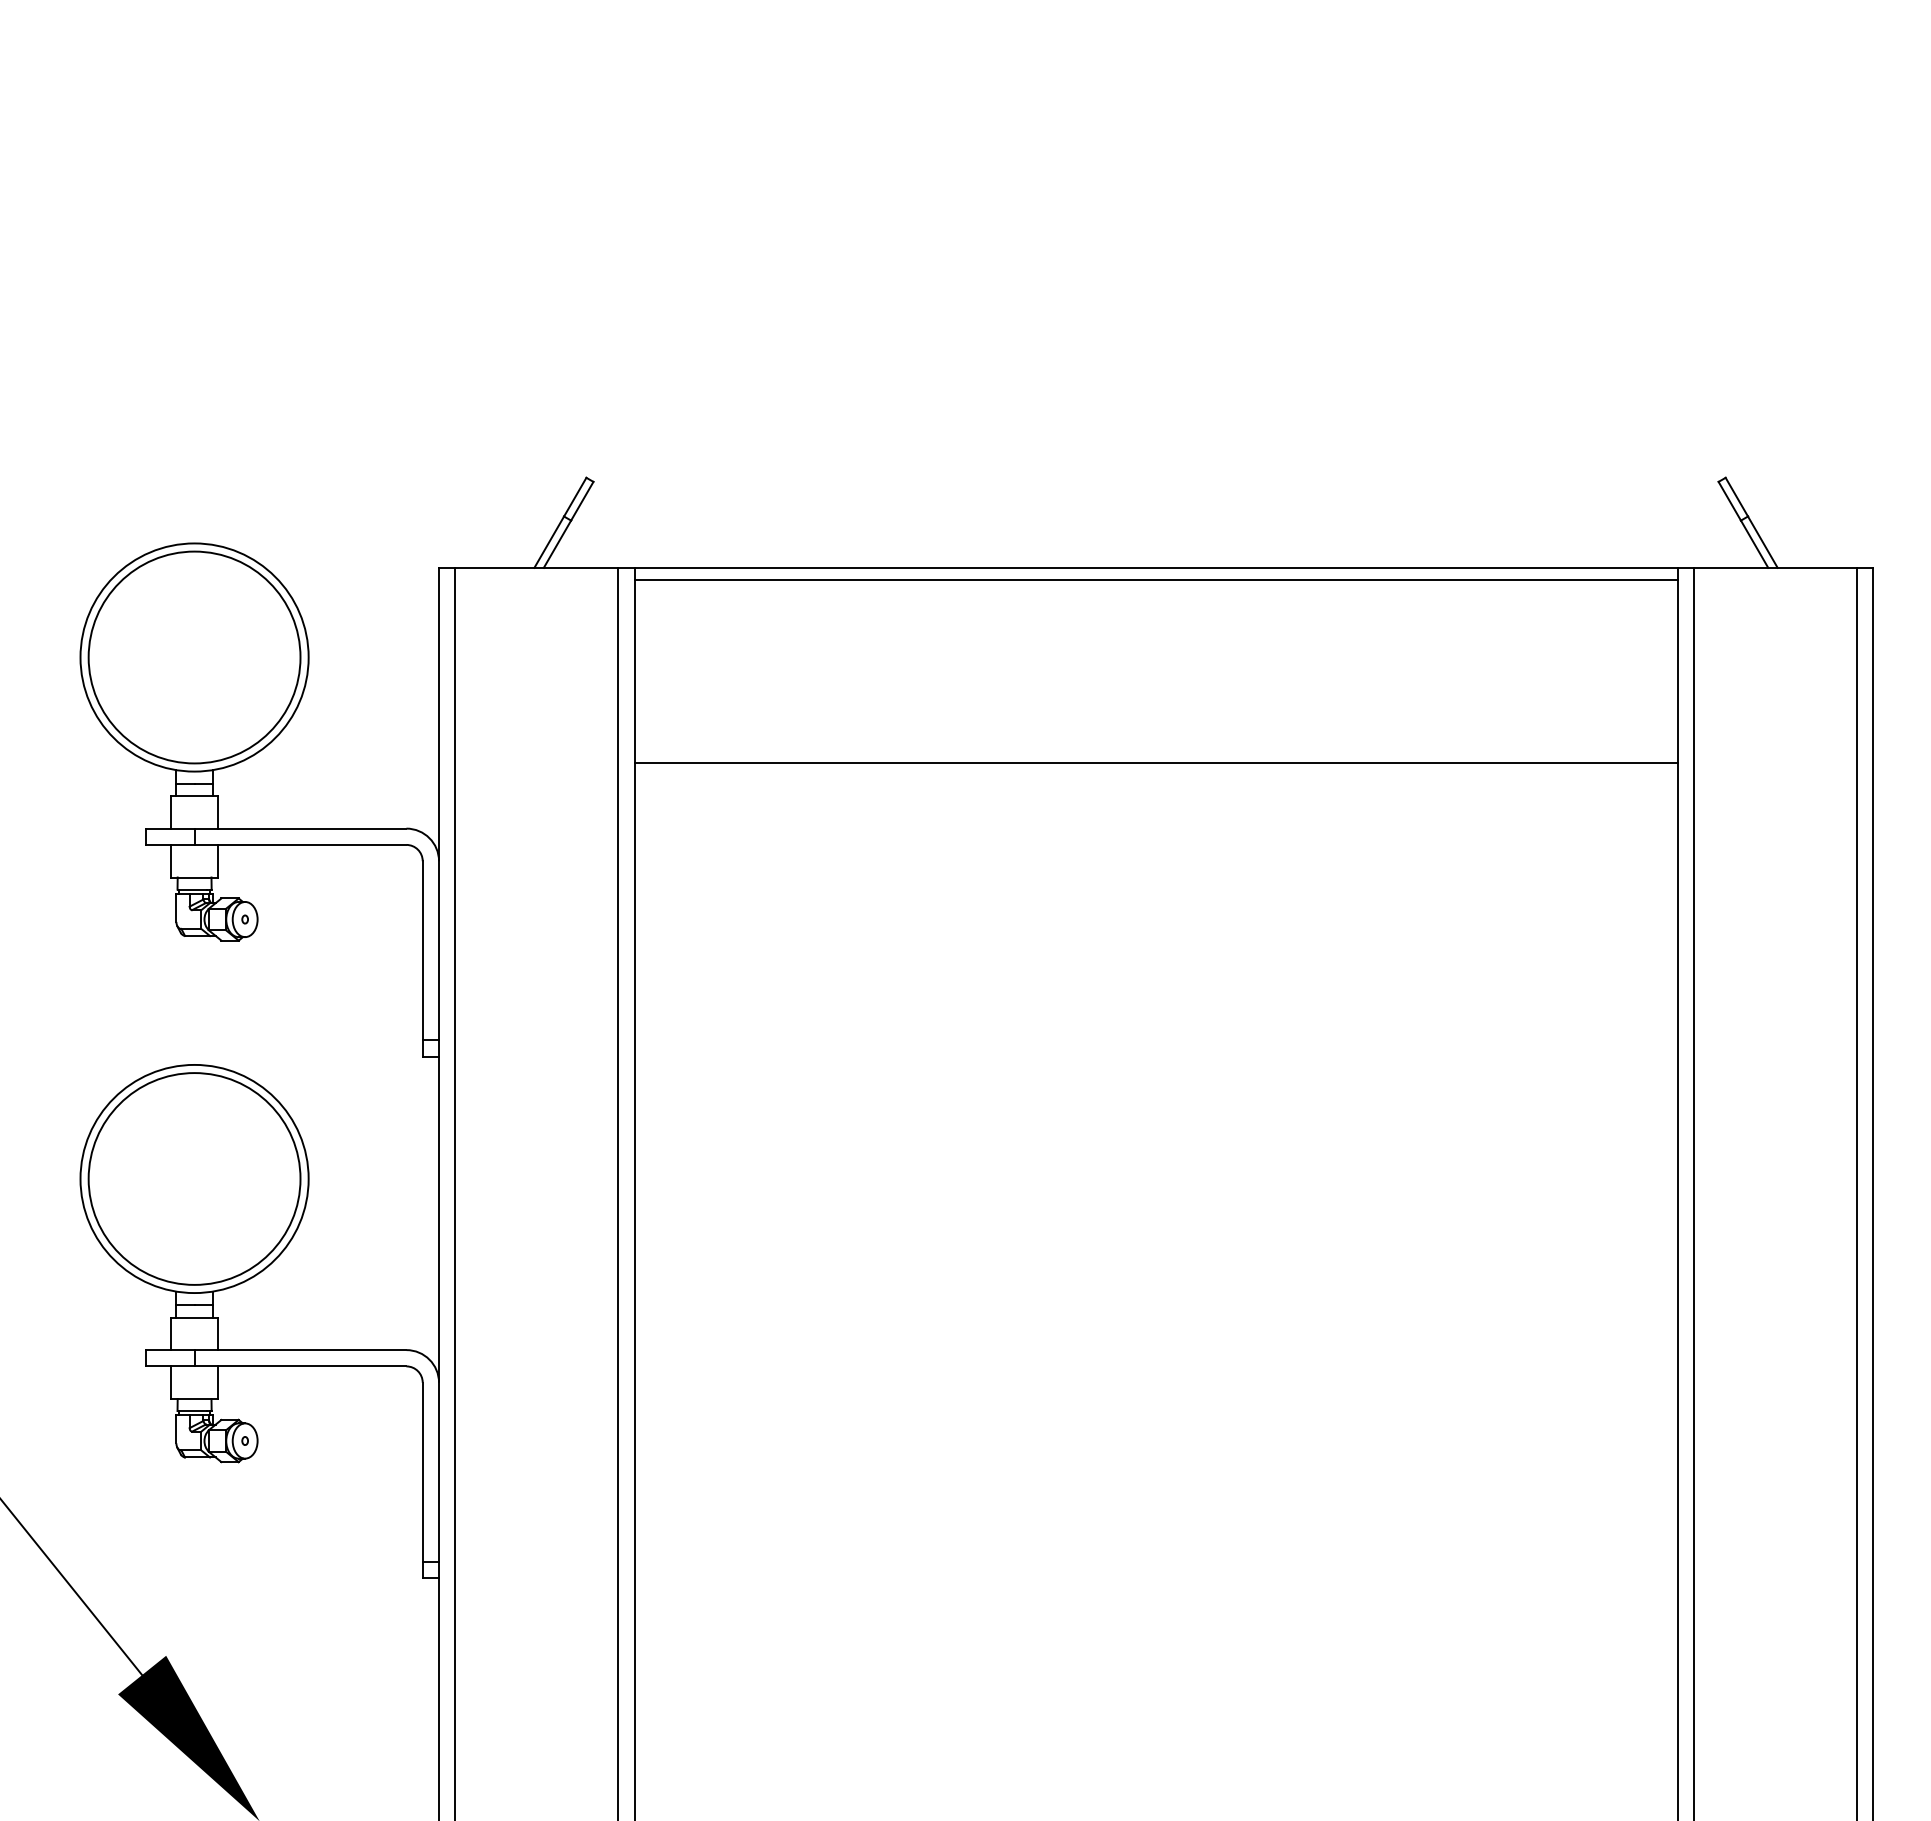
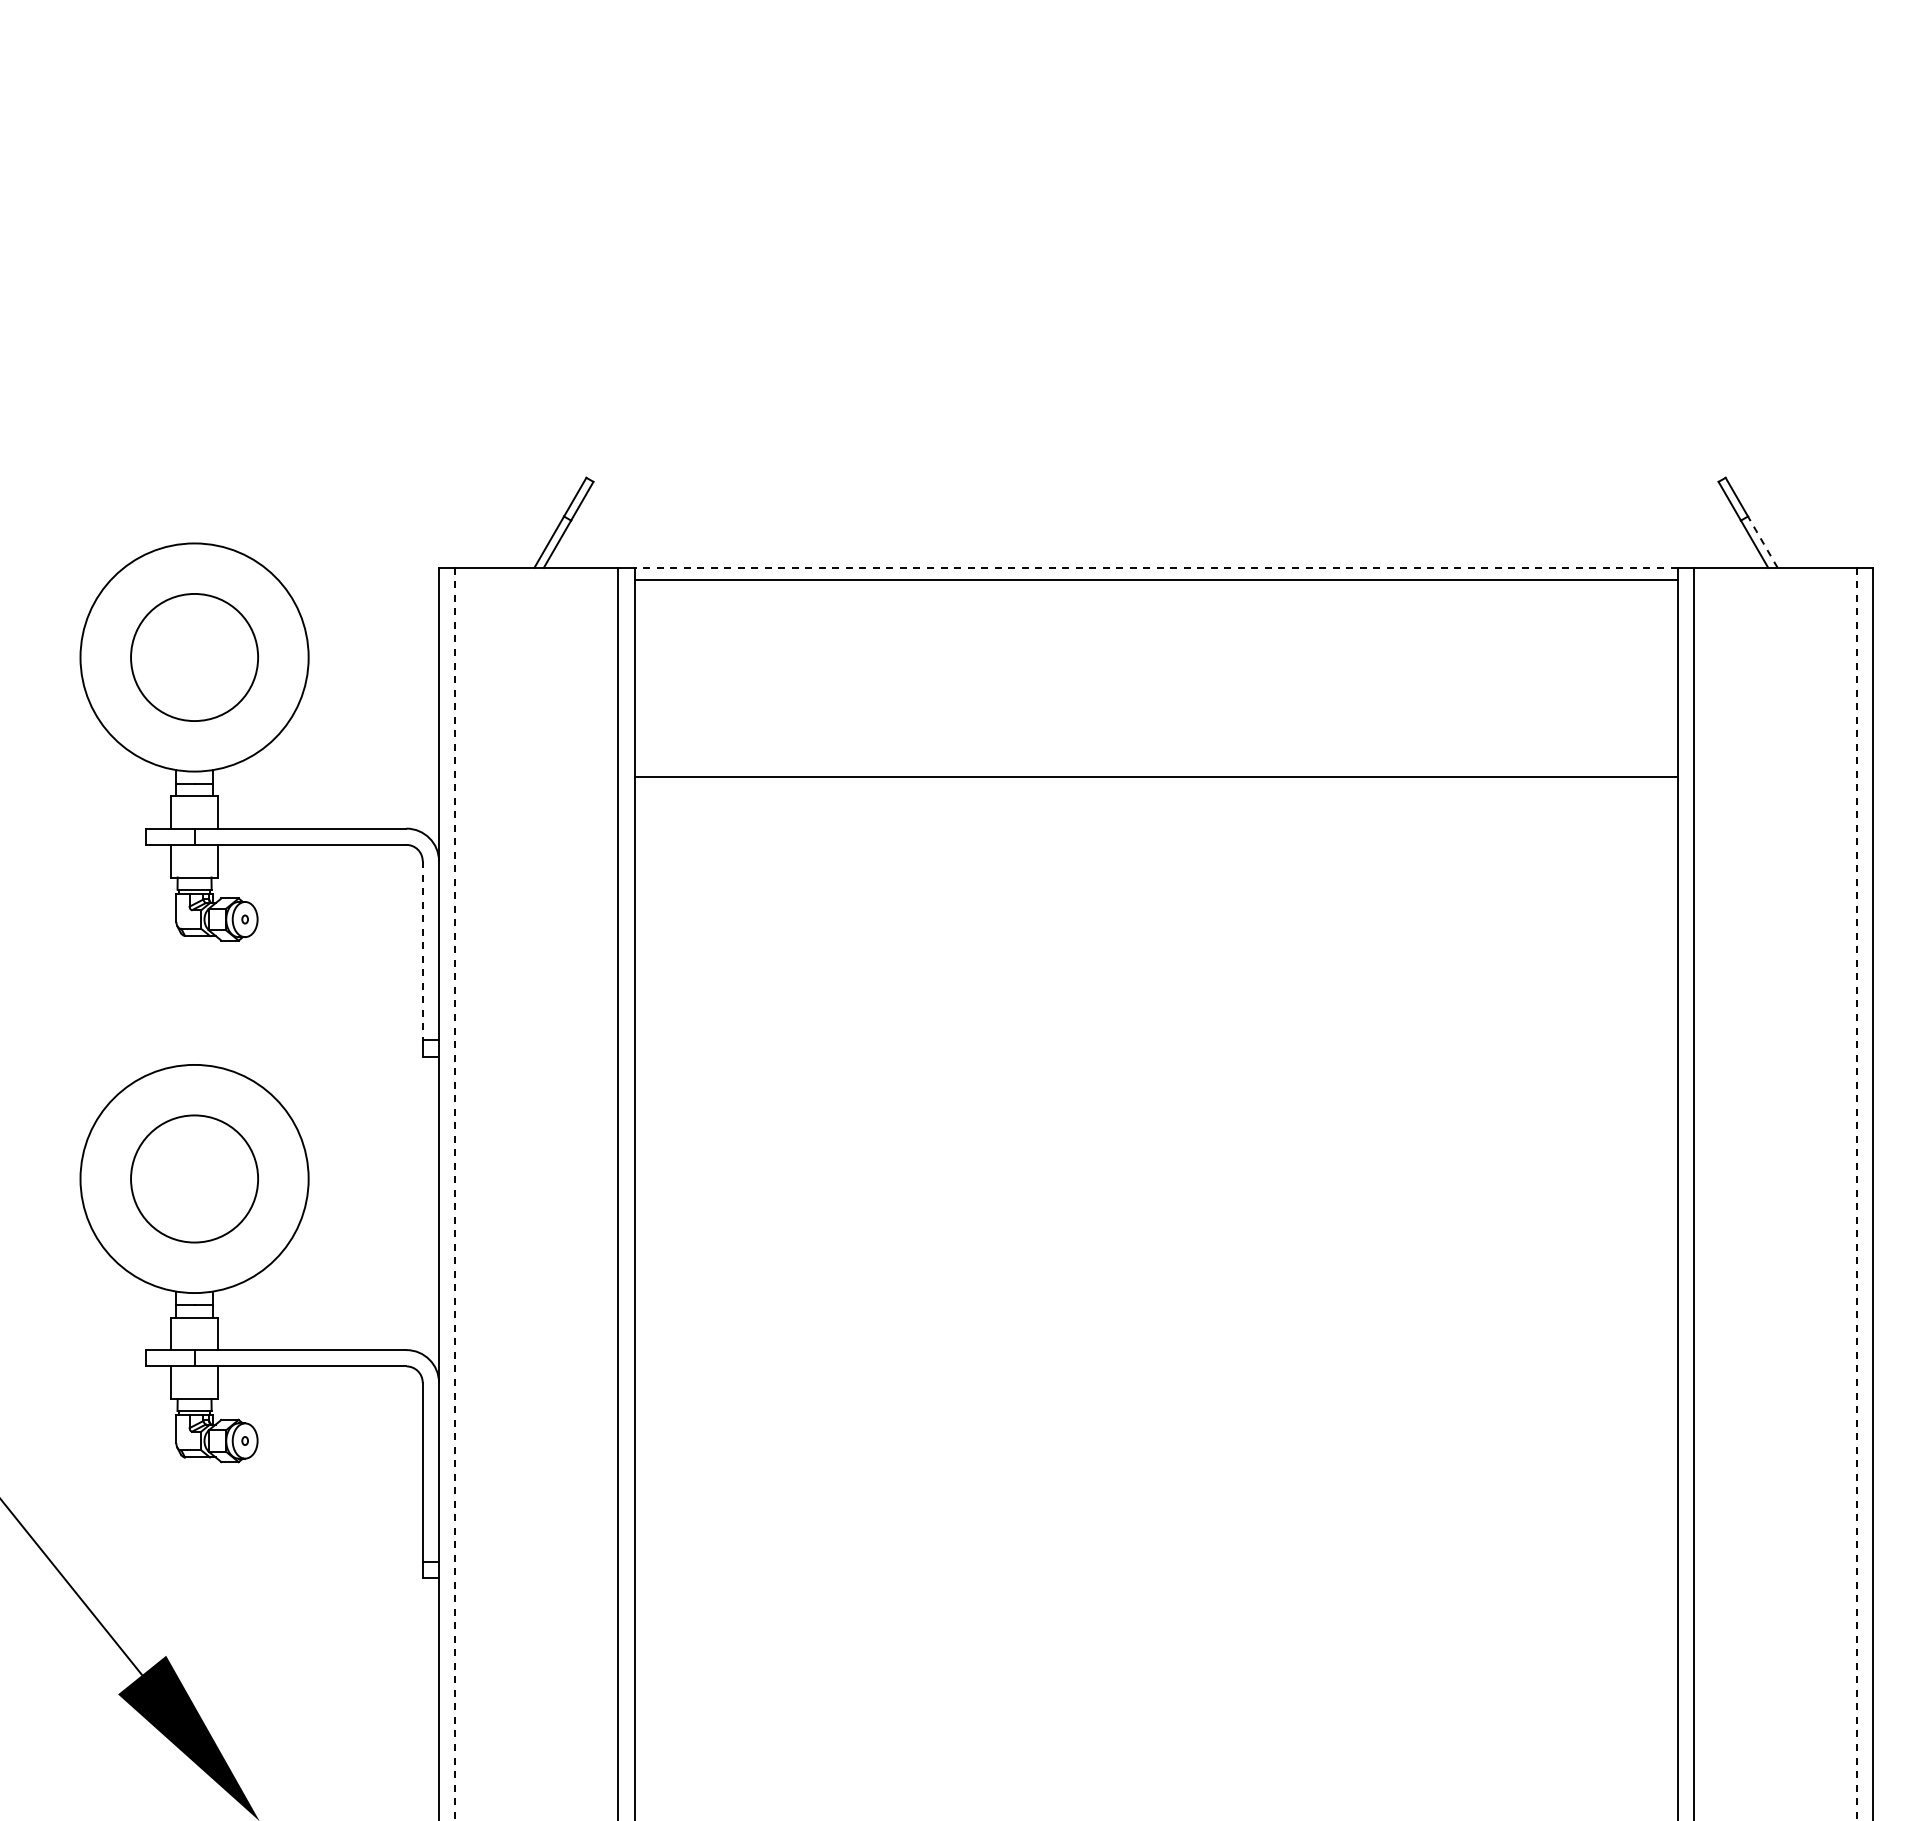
line: solid -> dashed (1762, 542)
line: solid -> dashed (1155, 567)
circle diameter: 212 px -> 127 px (194, 657)
line position: (1155, 763) -> (1155, 777) (1155, 777)
line: solid -> dashed (422, 950)
circle diameter: 212 px -> 127 px (194, 1178)
line: solid -> dashed (455, 1194)
line: solid -> dashed (1856, 1194)
